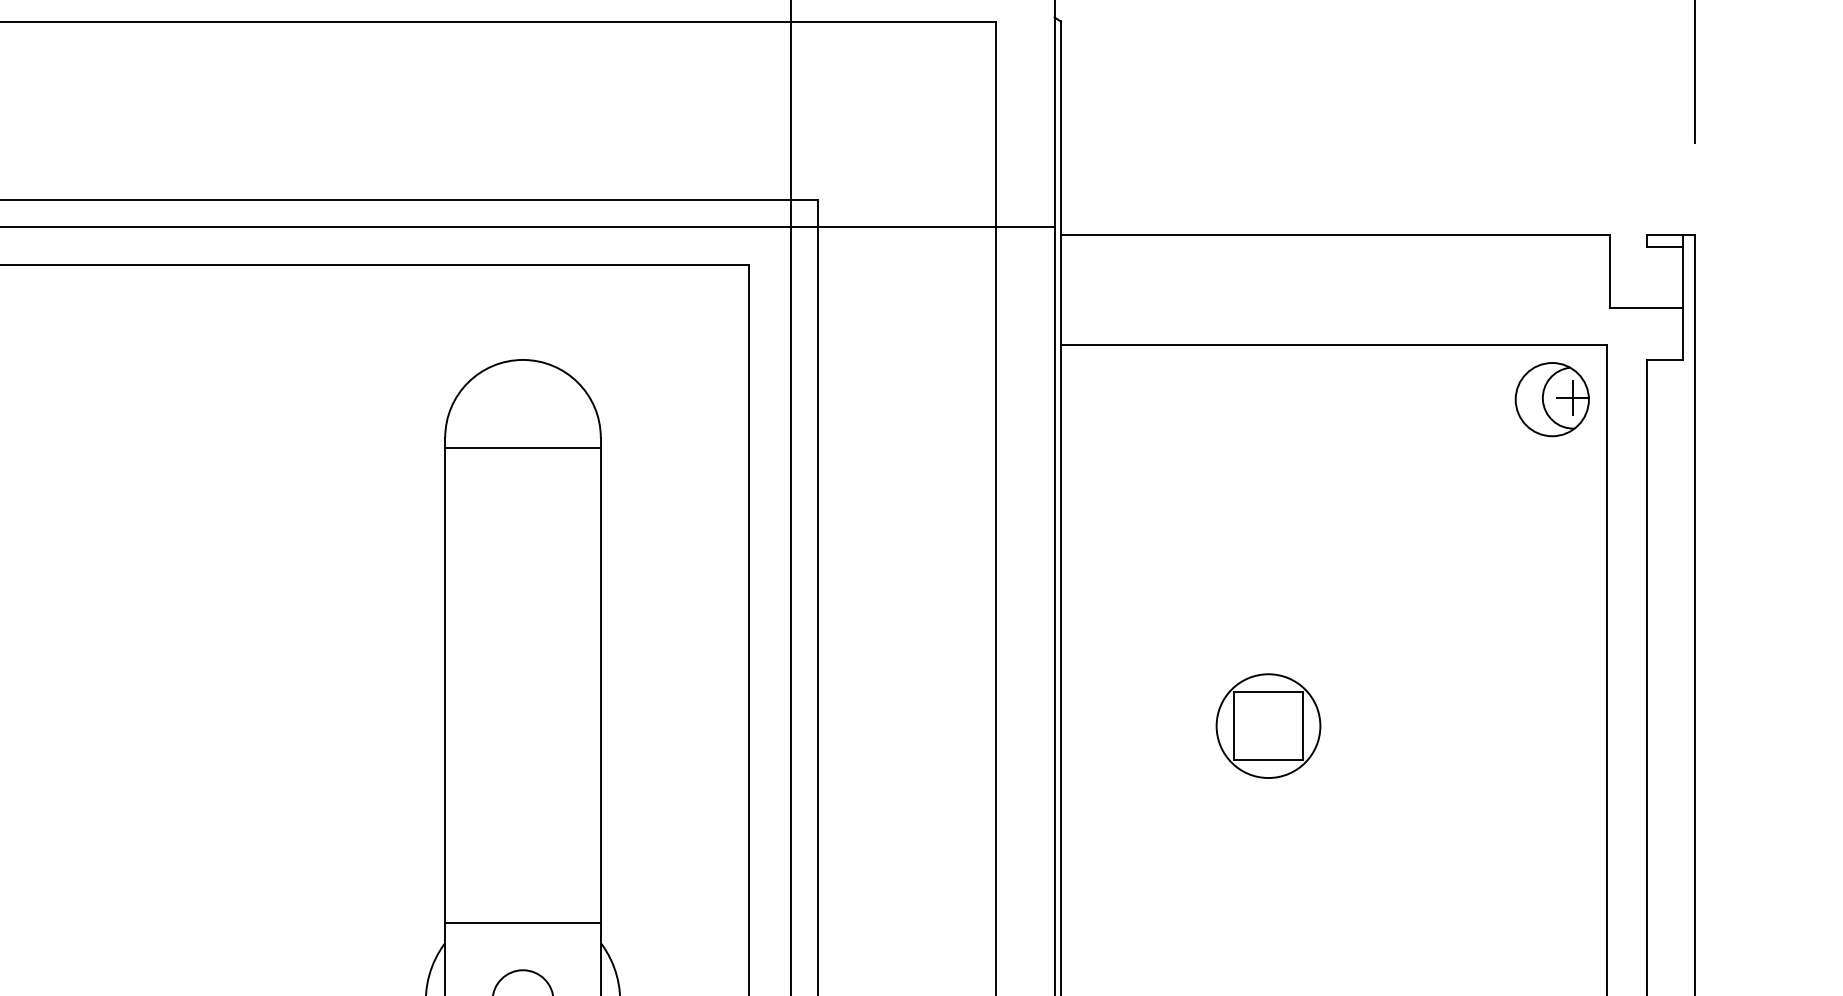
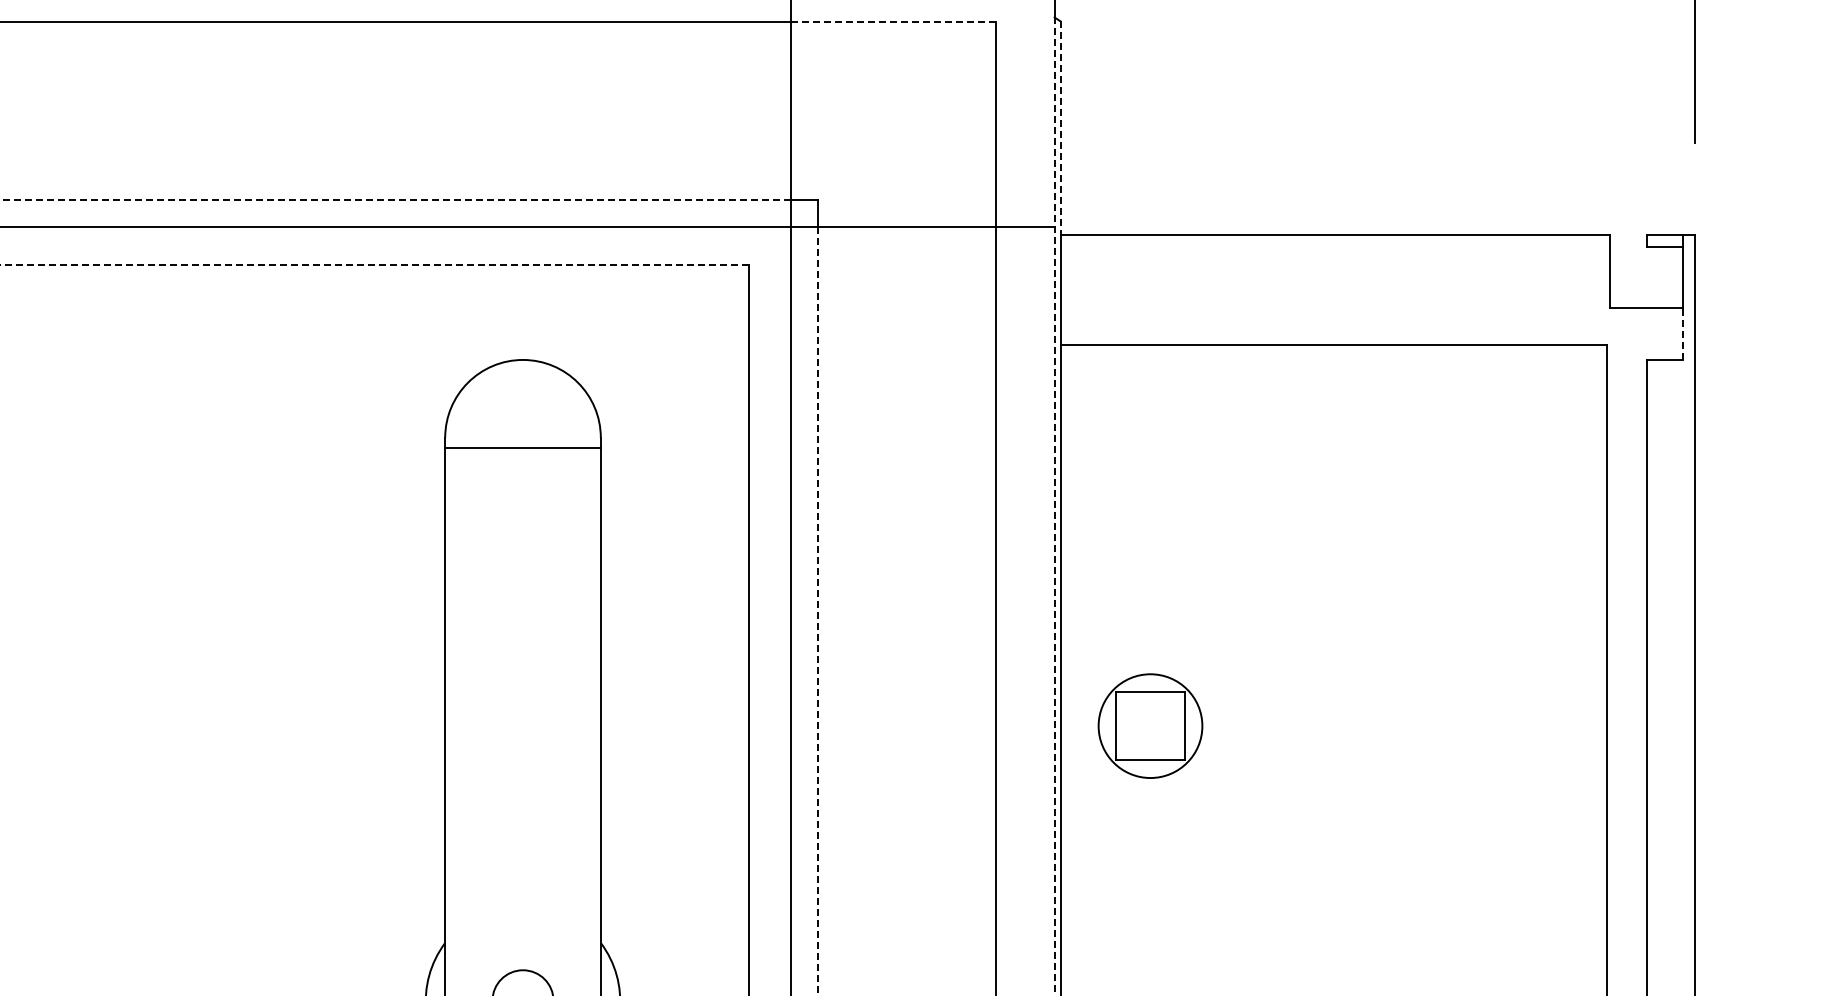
line: solid -> dashed (893, 21)
line: solid -> dashed (1060, 128)
line: solid -> dashed (395, 199)
line: solid -> dashed (374, 265)
line: solid -> dashed (1683, 334)
part: present -> none (1551, 399)
line: solid -> dashed (1054, 506)
line: solid -> dashed (818, 612)
part position: (1268, 725) -> (1150, 725) (1150, 725)
line: present -> none (522, 922)
